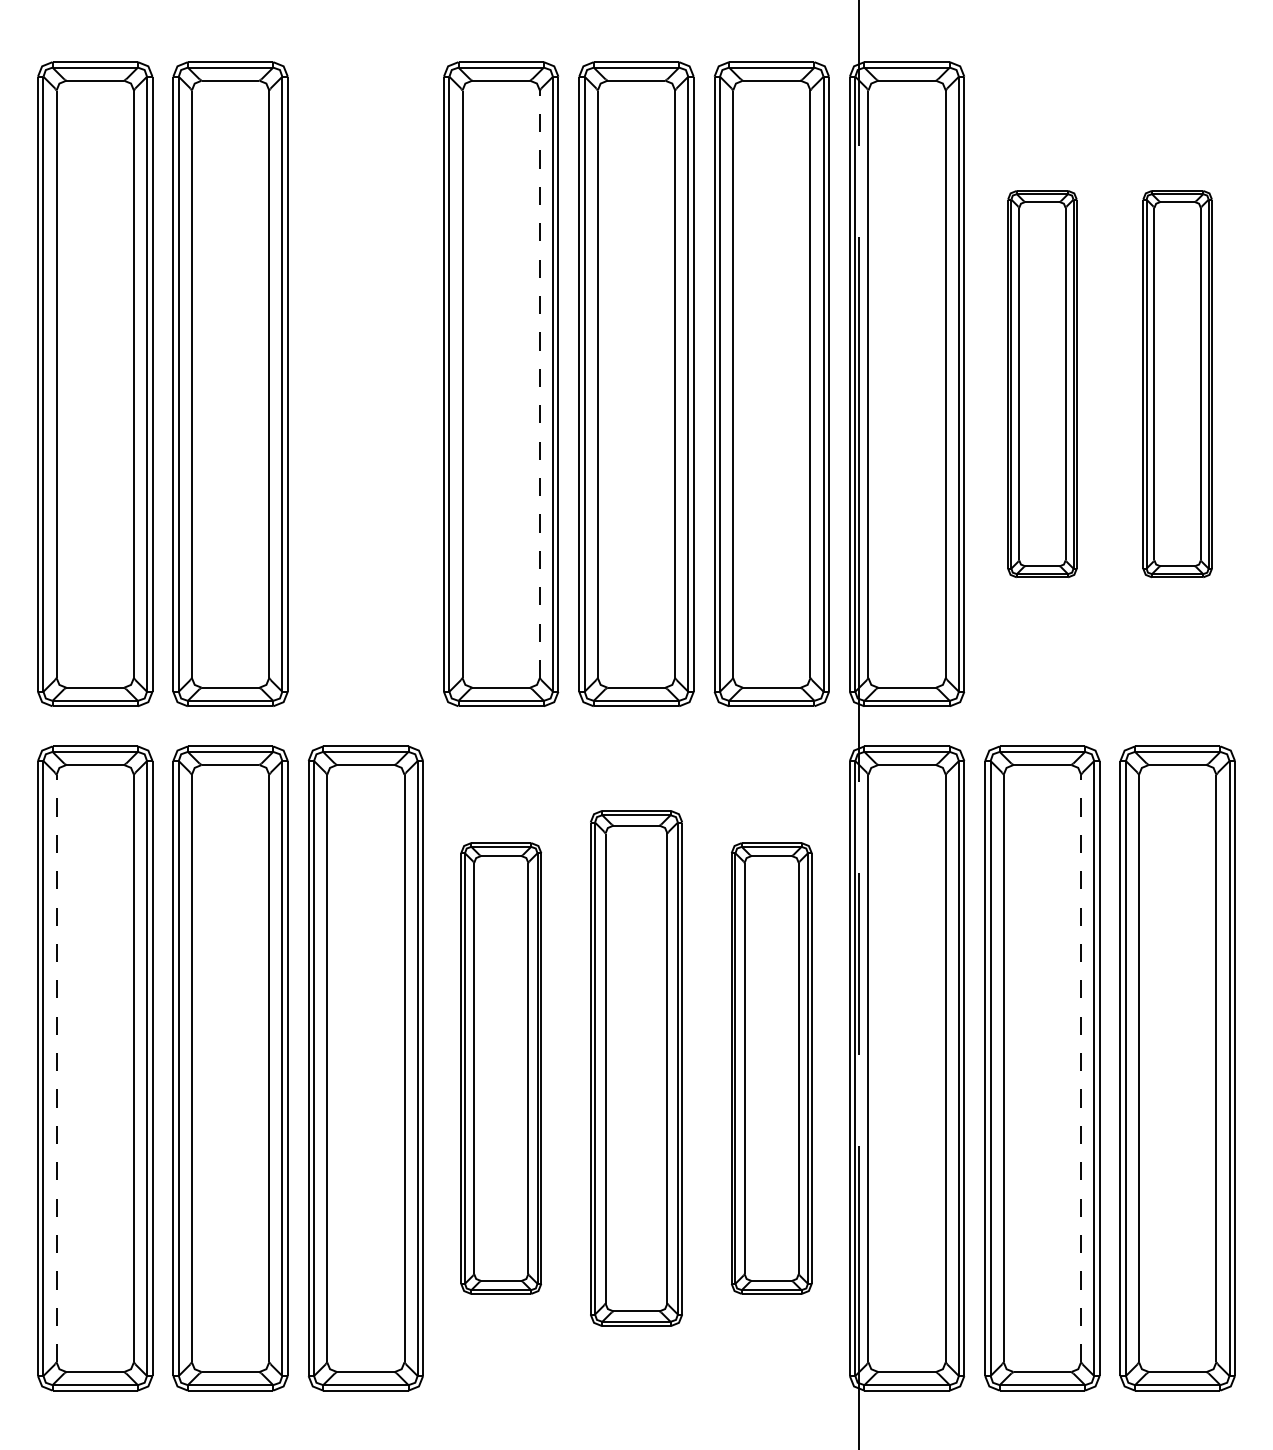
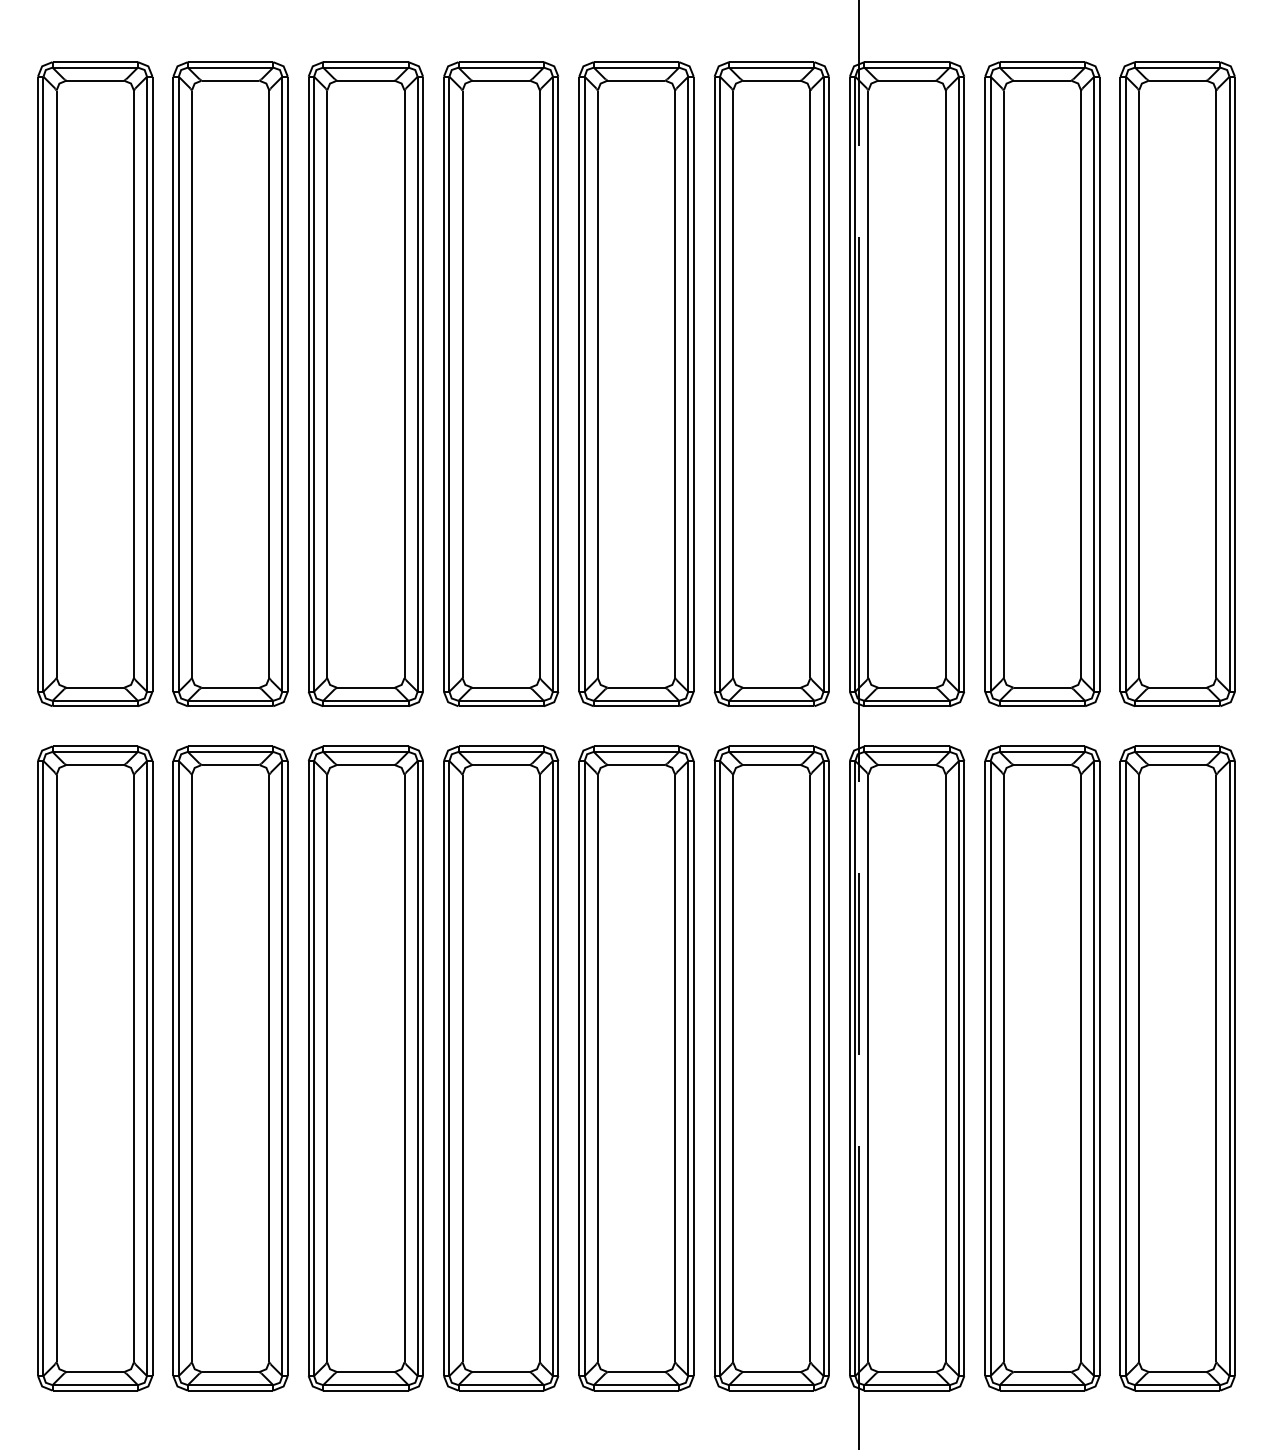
part: none -> present (365, 383)
line: dashed -> solid (539, 384)
part size: 71x389 px -> 117x646 px (1042, 383)
part size: 71x389 px -> 117x646 px (1177, 383)
line: dashed -> solid (56, 1068)
part size: 82x453 px -> 117x647 px (501, 1068)
part size: 93x517 px -> 117x647 px (636, 1068)
part size: 82x453 px -> 117x647 px (771, 1068)
line: dashed -> solid (1081, 1068)
